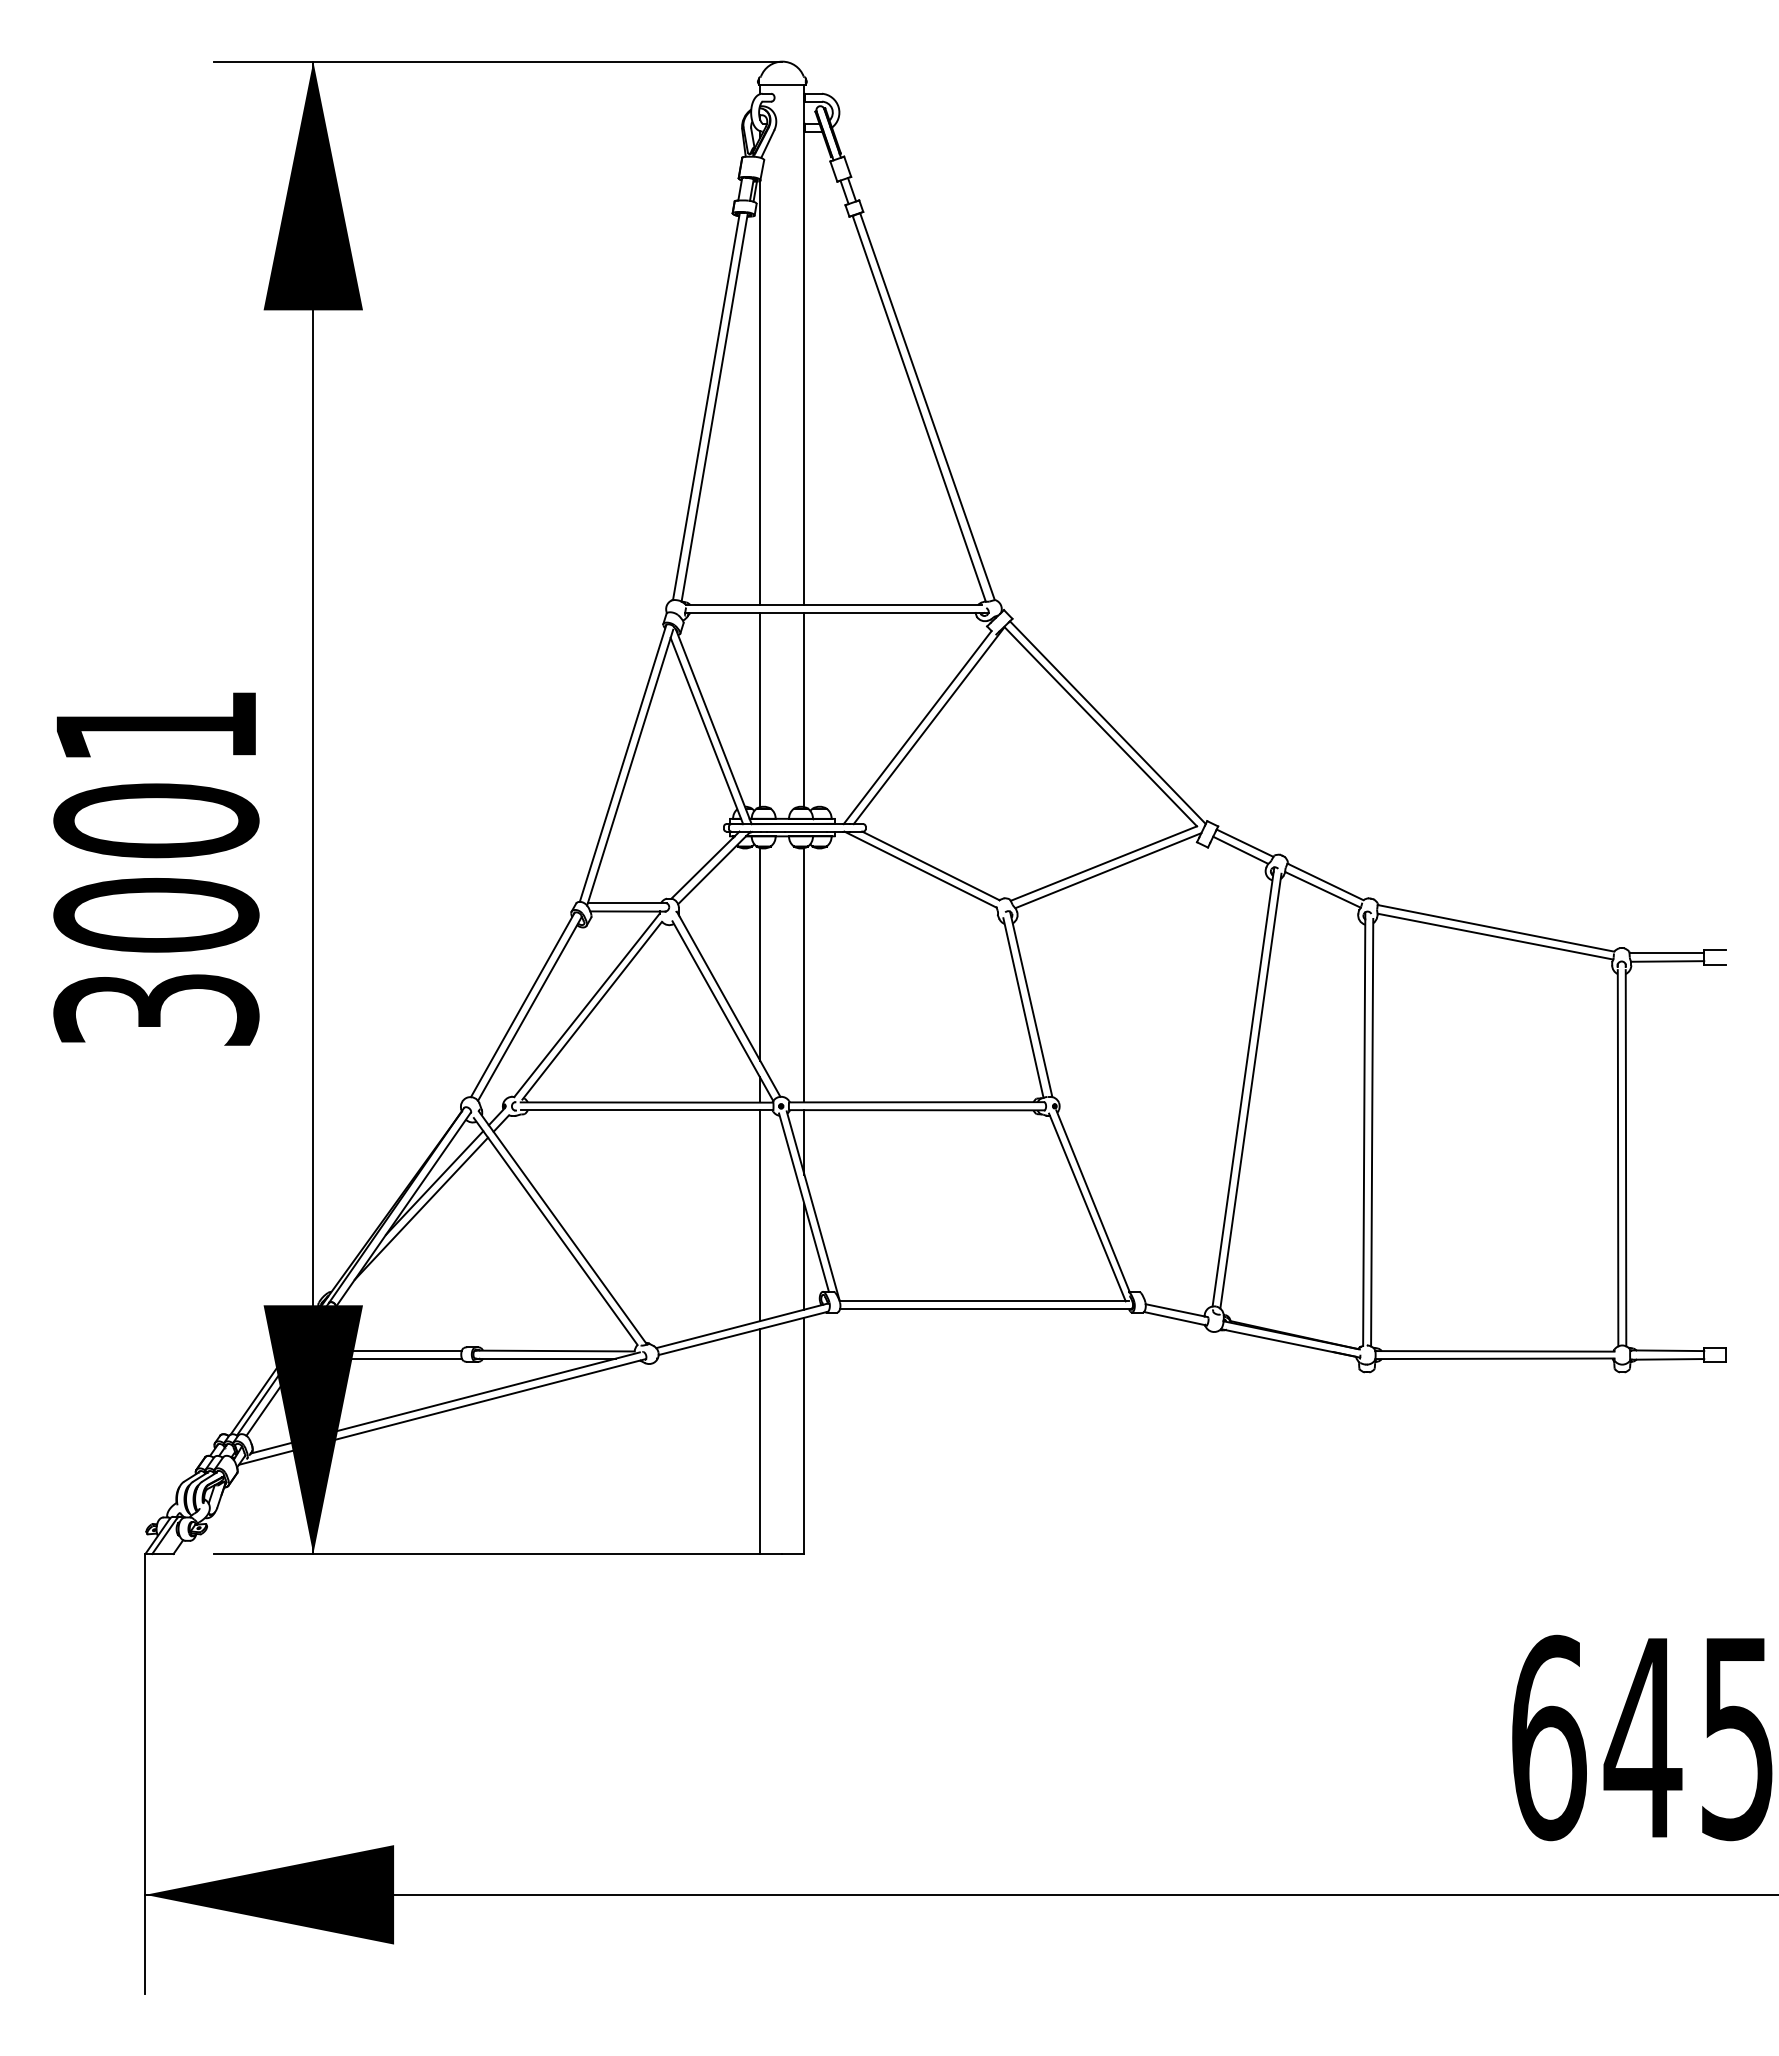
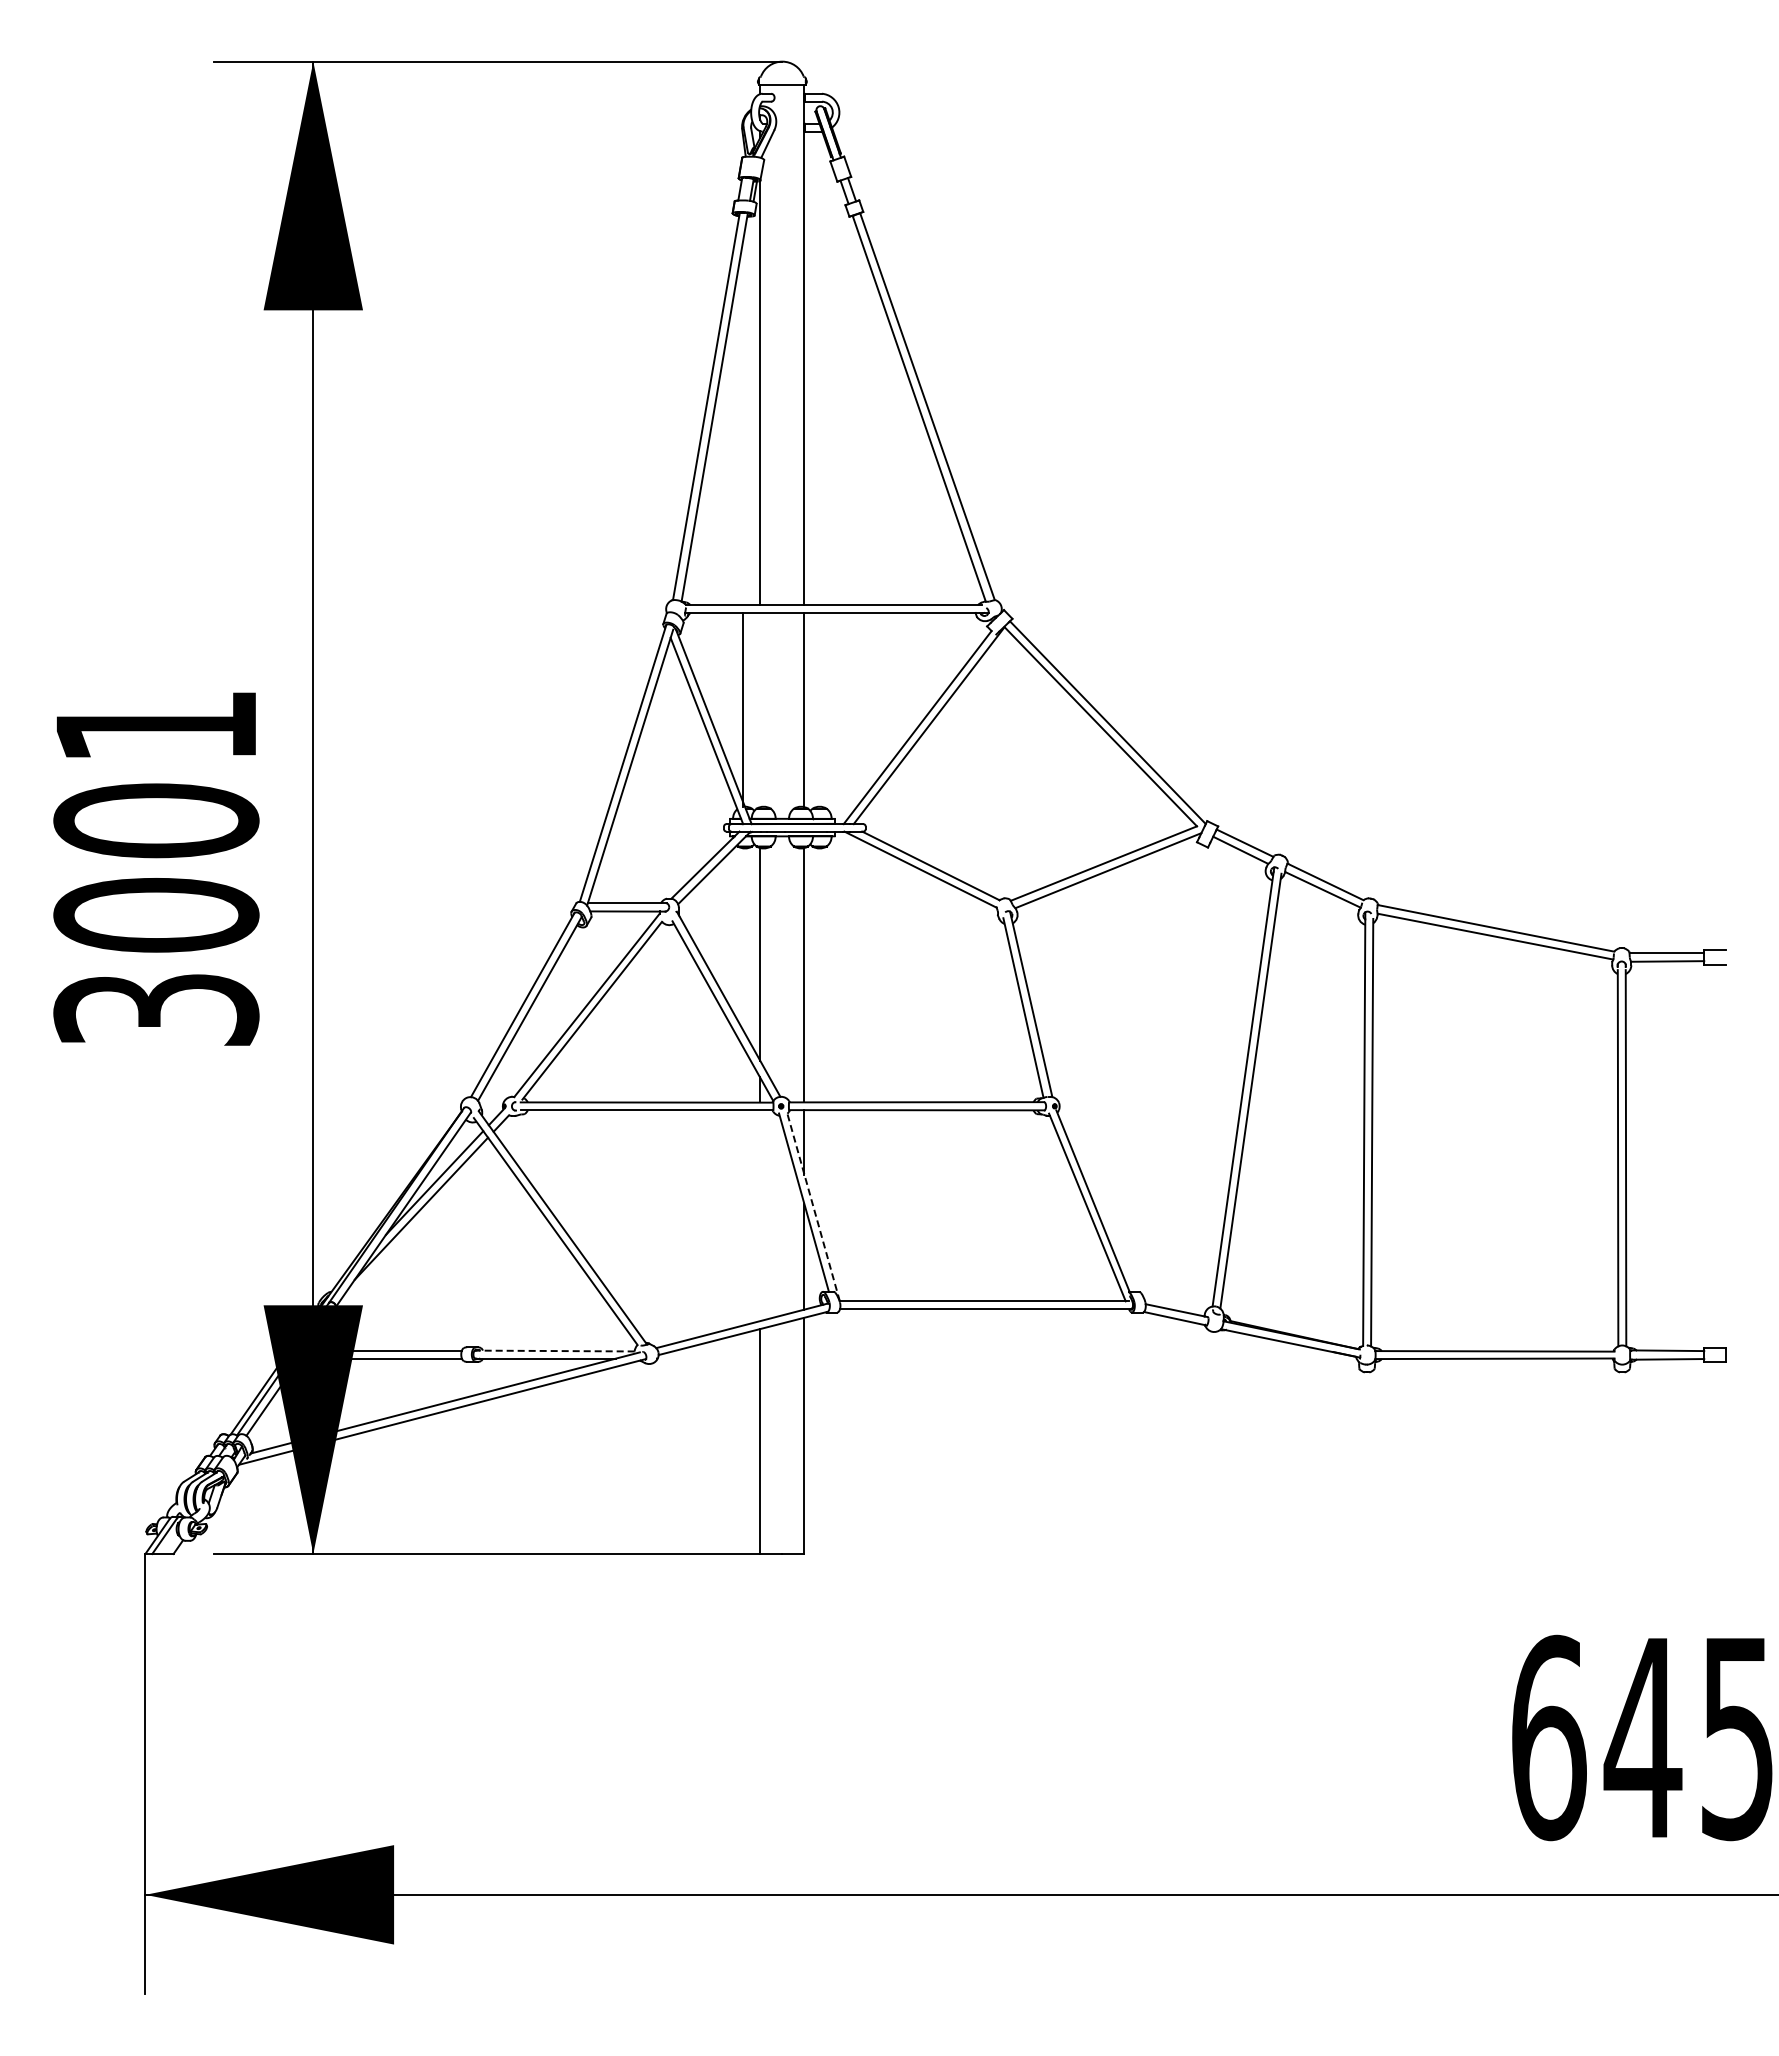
line position: (760, 710) -> (743, 710) (743, 710)
line: solid -> dashed (813, 1206)
line: present -> none (760, 1215)
line: solid -> dashed (554, 1351)
